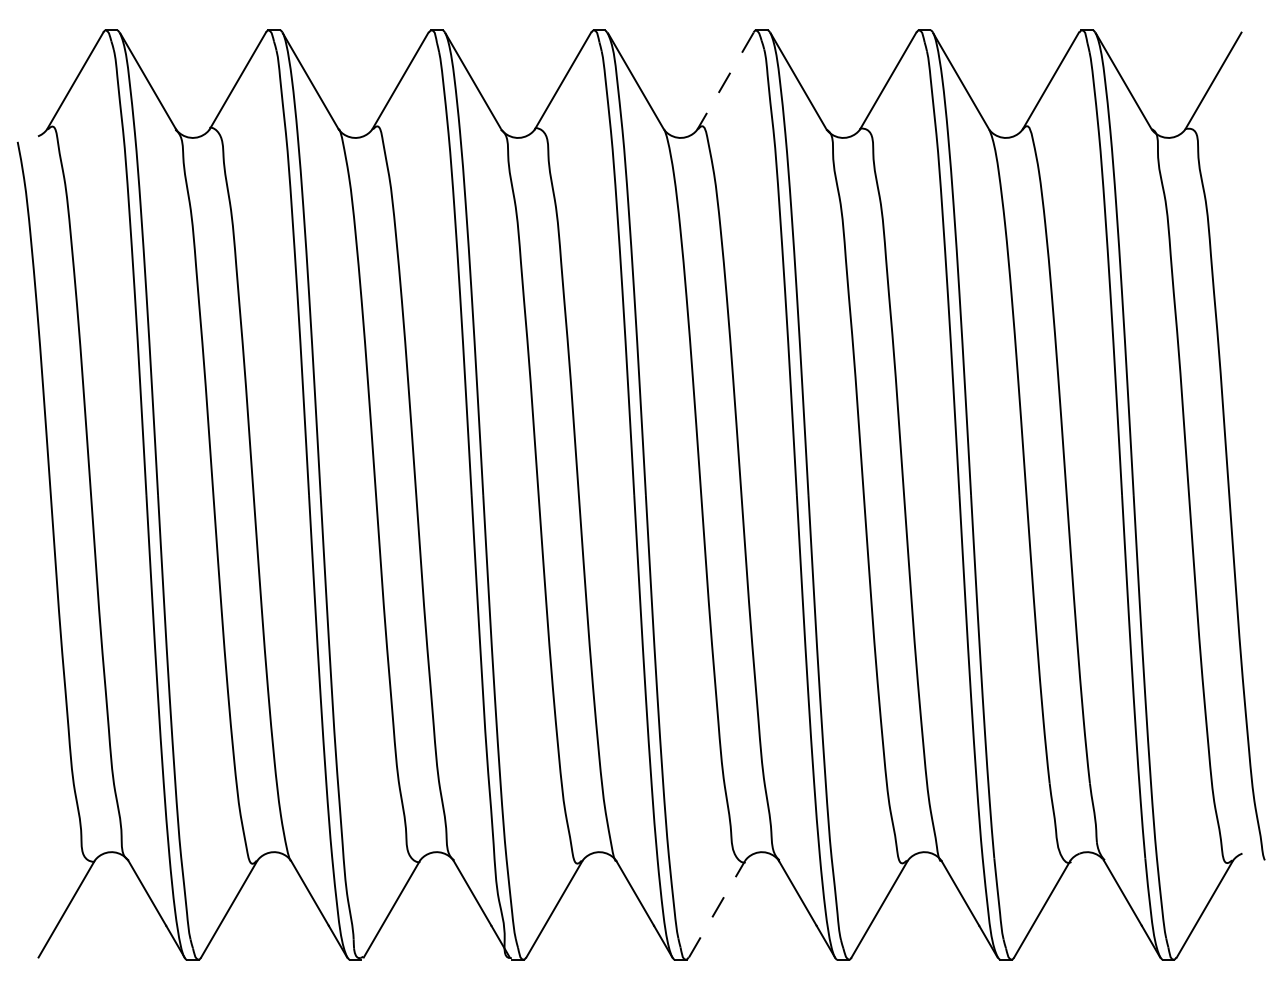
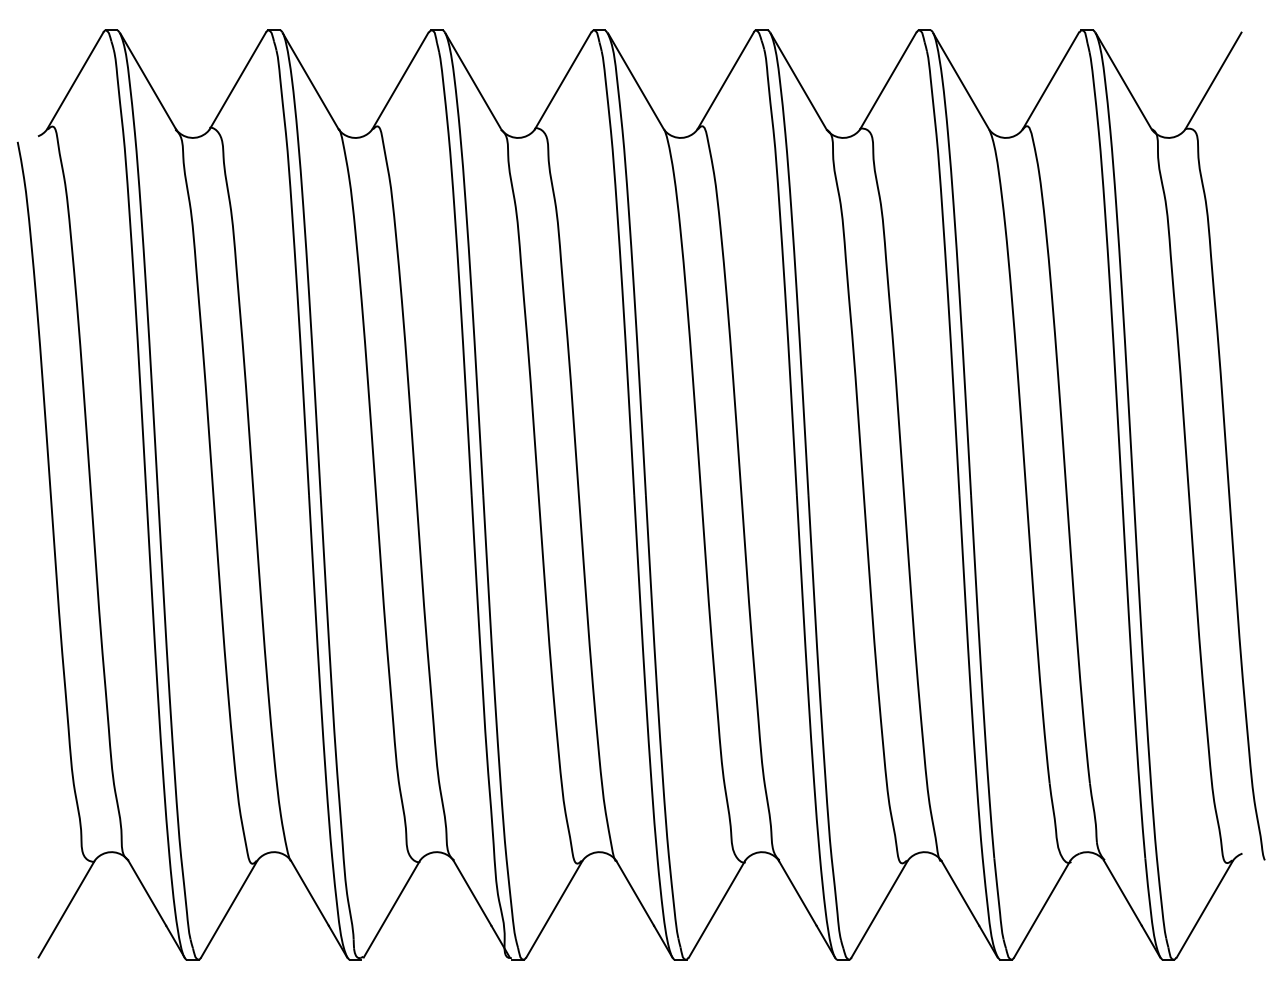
line: dashed -> solid (725, 80)
line: dashed -> solid (717, 909)
